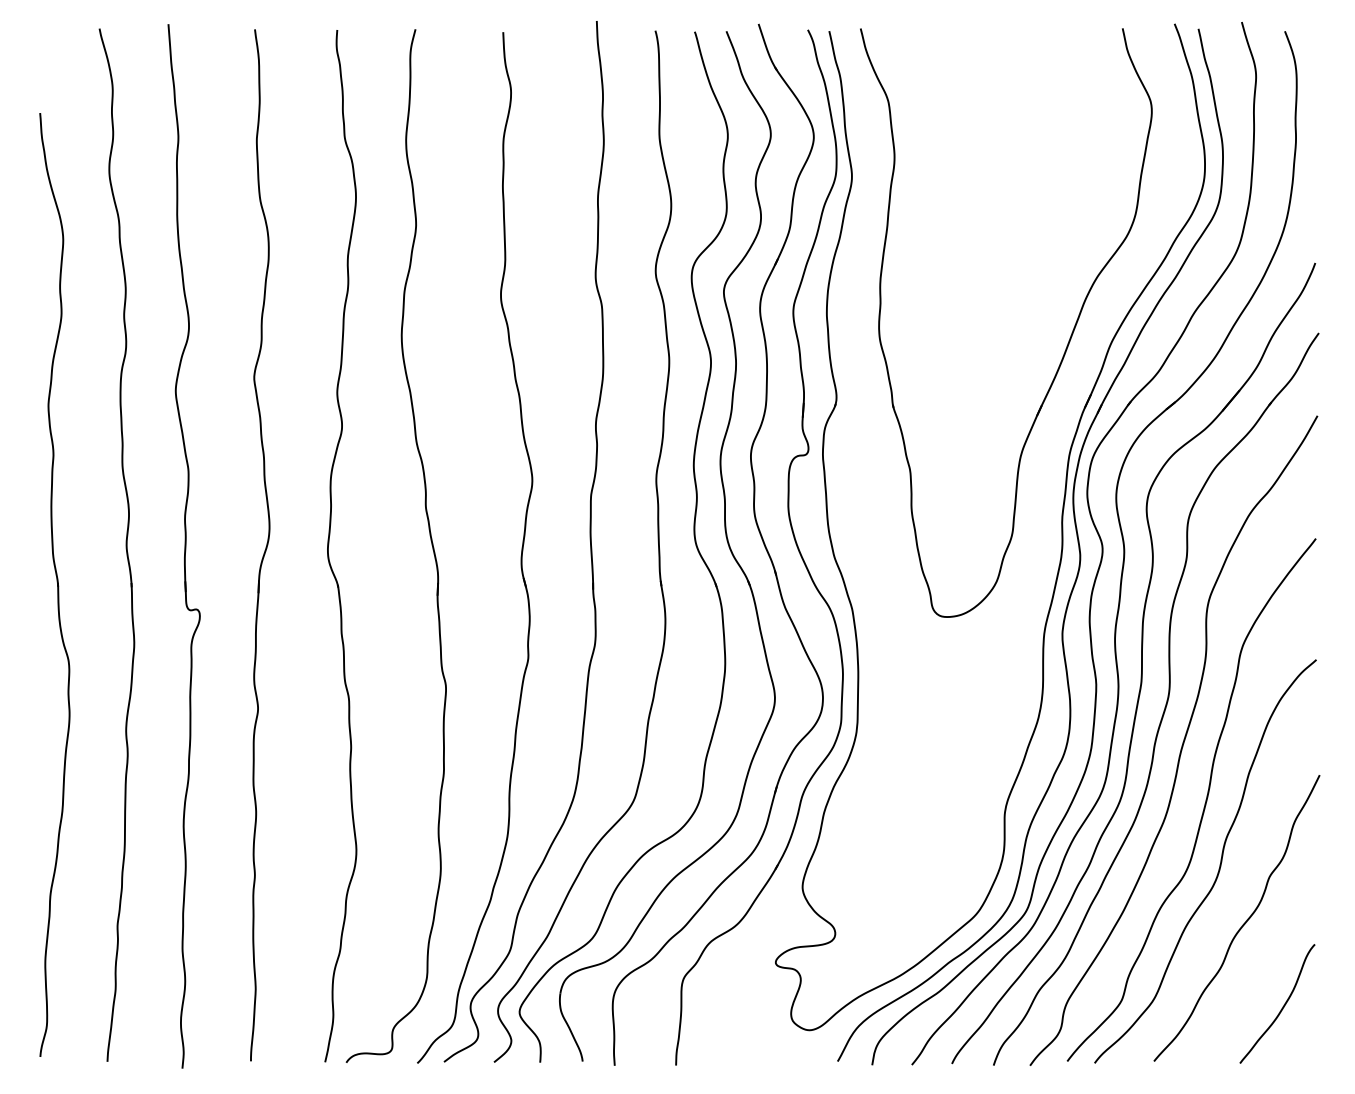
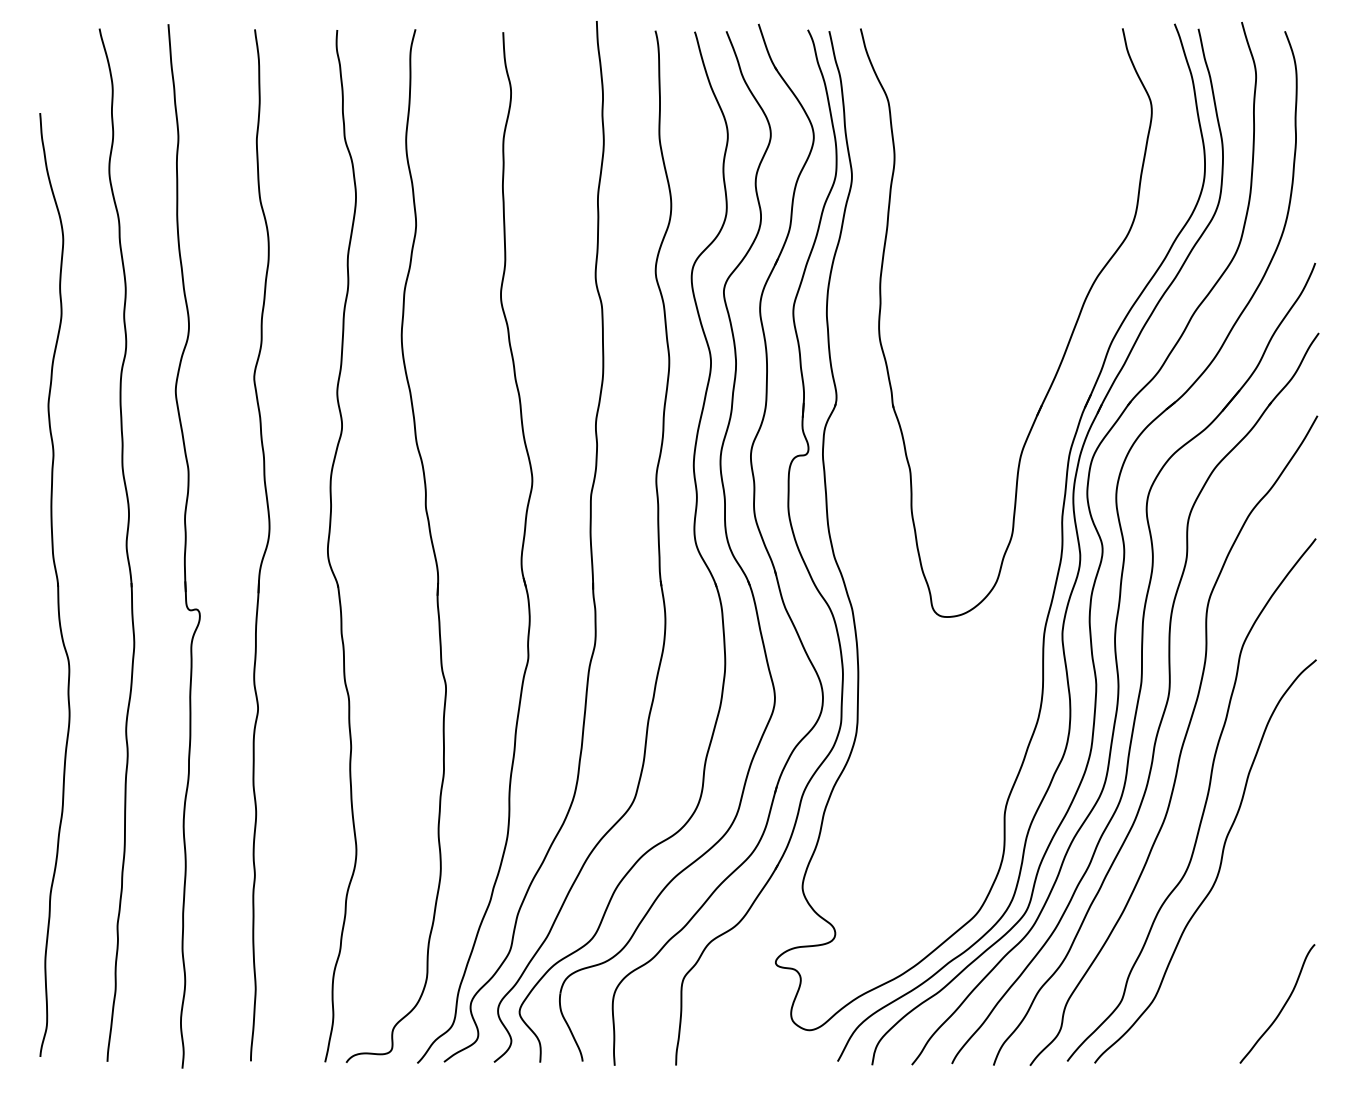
curve: present -> none (1242, 924)
